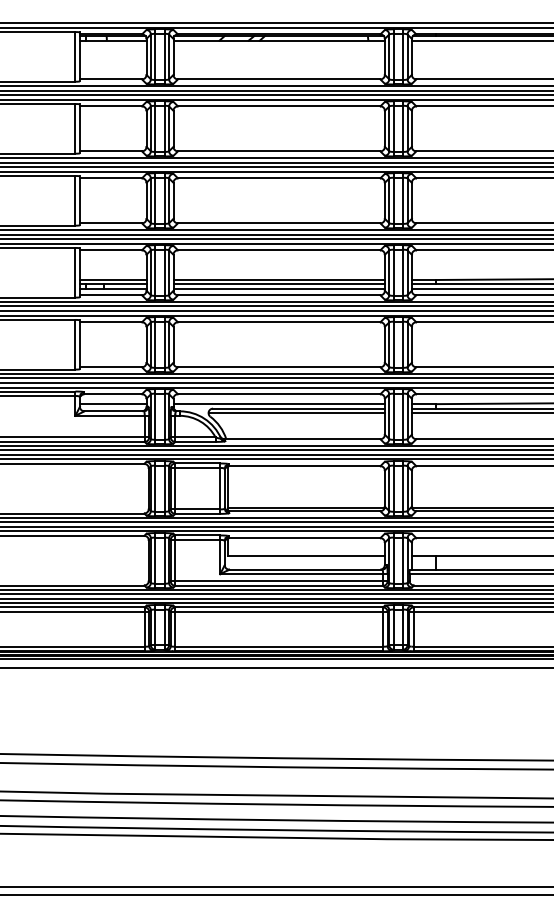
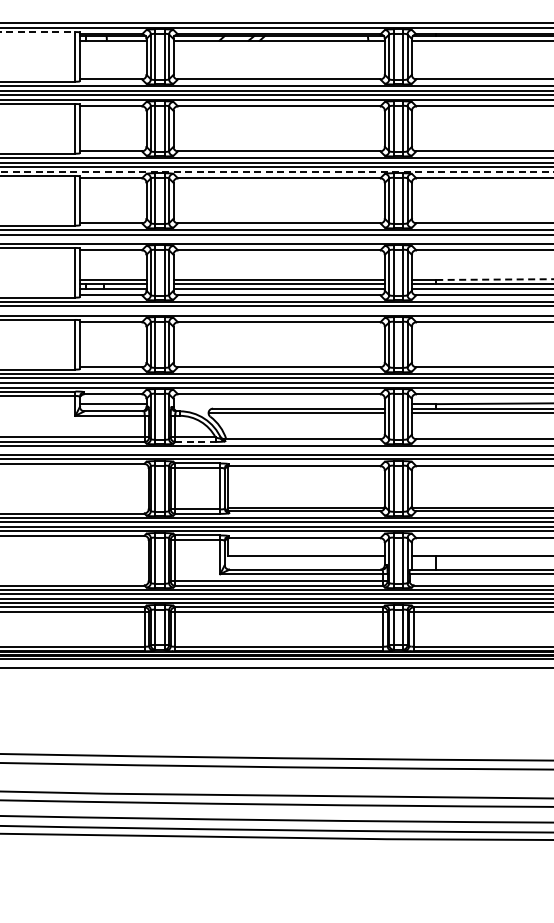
line: solid -> dashed (38, 32)
line: solid -> dashed (277, 171)
line: present -> none (276, 239)
line: solid -> dashed (494, 279)
line: present -> none (276, 311)
line: present -> none (278, 404)
line: solid -> dashed (195, 441)
line: present -> none (276, 450)
line: present -> none (276, 887)
line: present -> none (276, 895)
